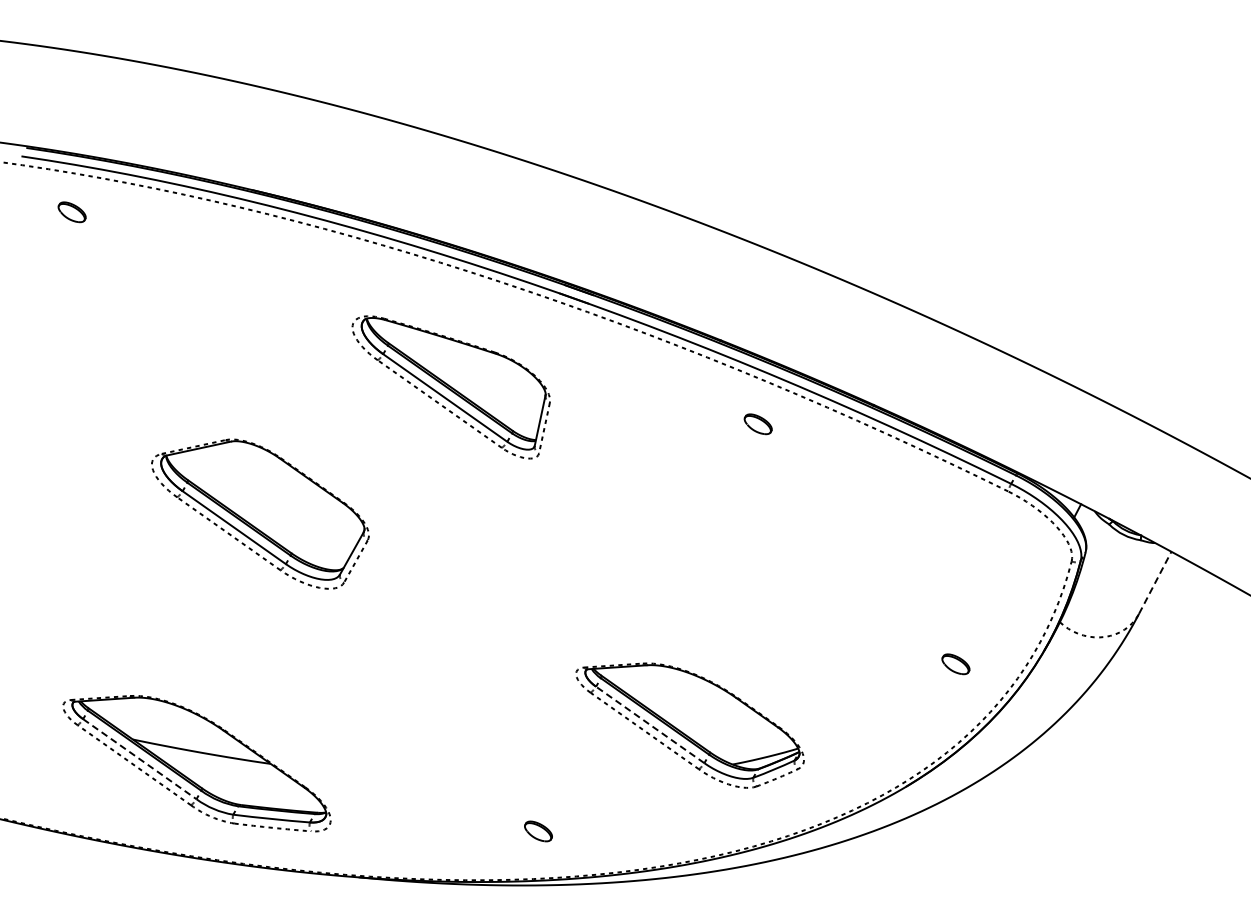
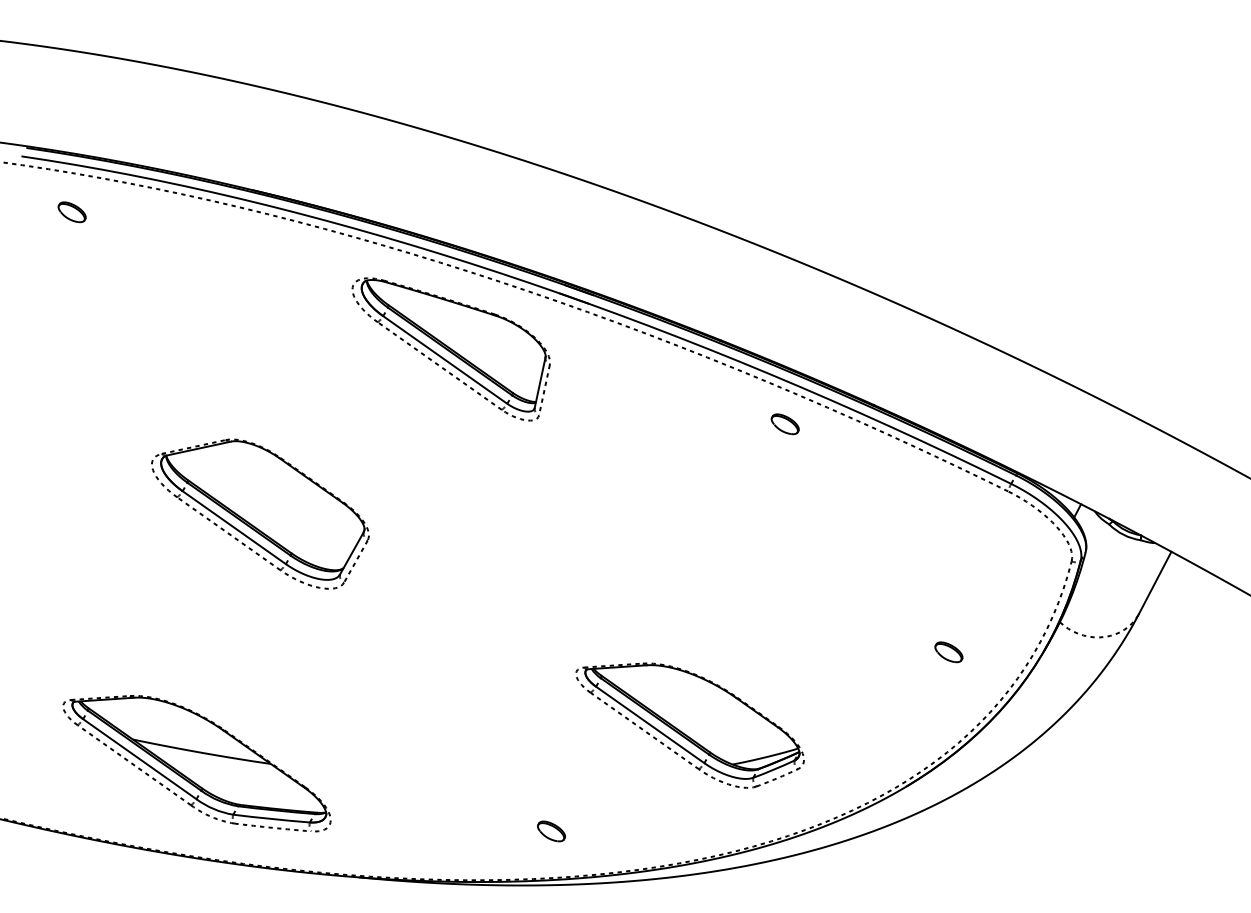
part position: (450, 387) -> (450, 349) (450, 349)
part position: (757, 424) -> (784, 424) (784, 424)
line: dashed -> solid (1155, 582)
part position: (955, 664) -> (948, 652) (948, 652)
line: dashed -> solid (649, 724)
line: dashed -> solid (140, 759)
part position: (538, 831) -> (551, 831) (551, 831)
